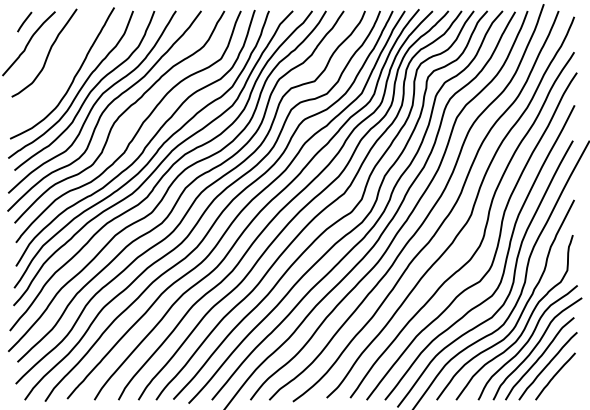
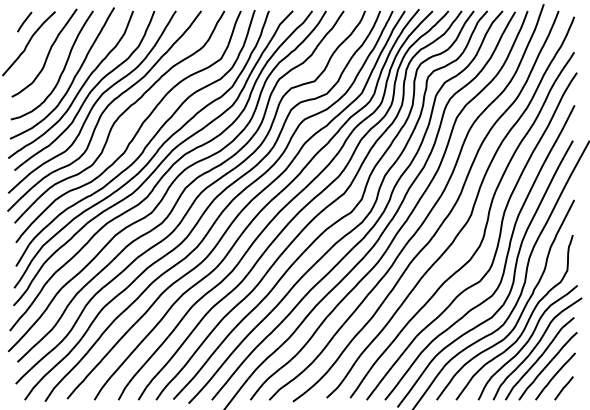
curve: none -> present (61, 71)
line: none -> present (563, 388)
